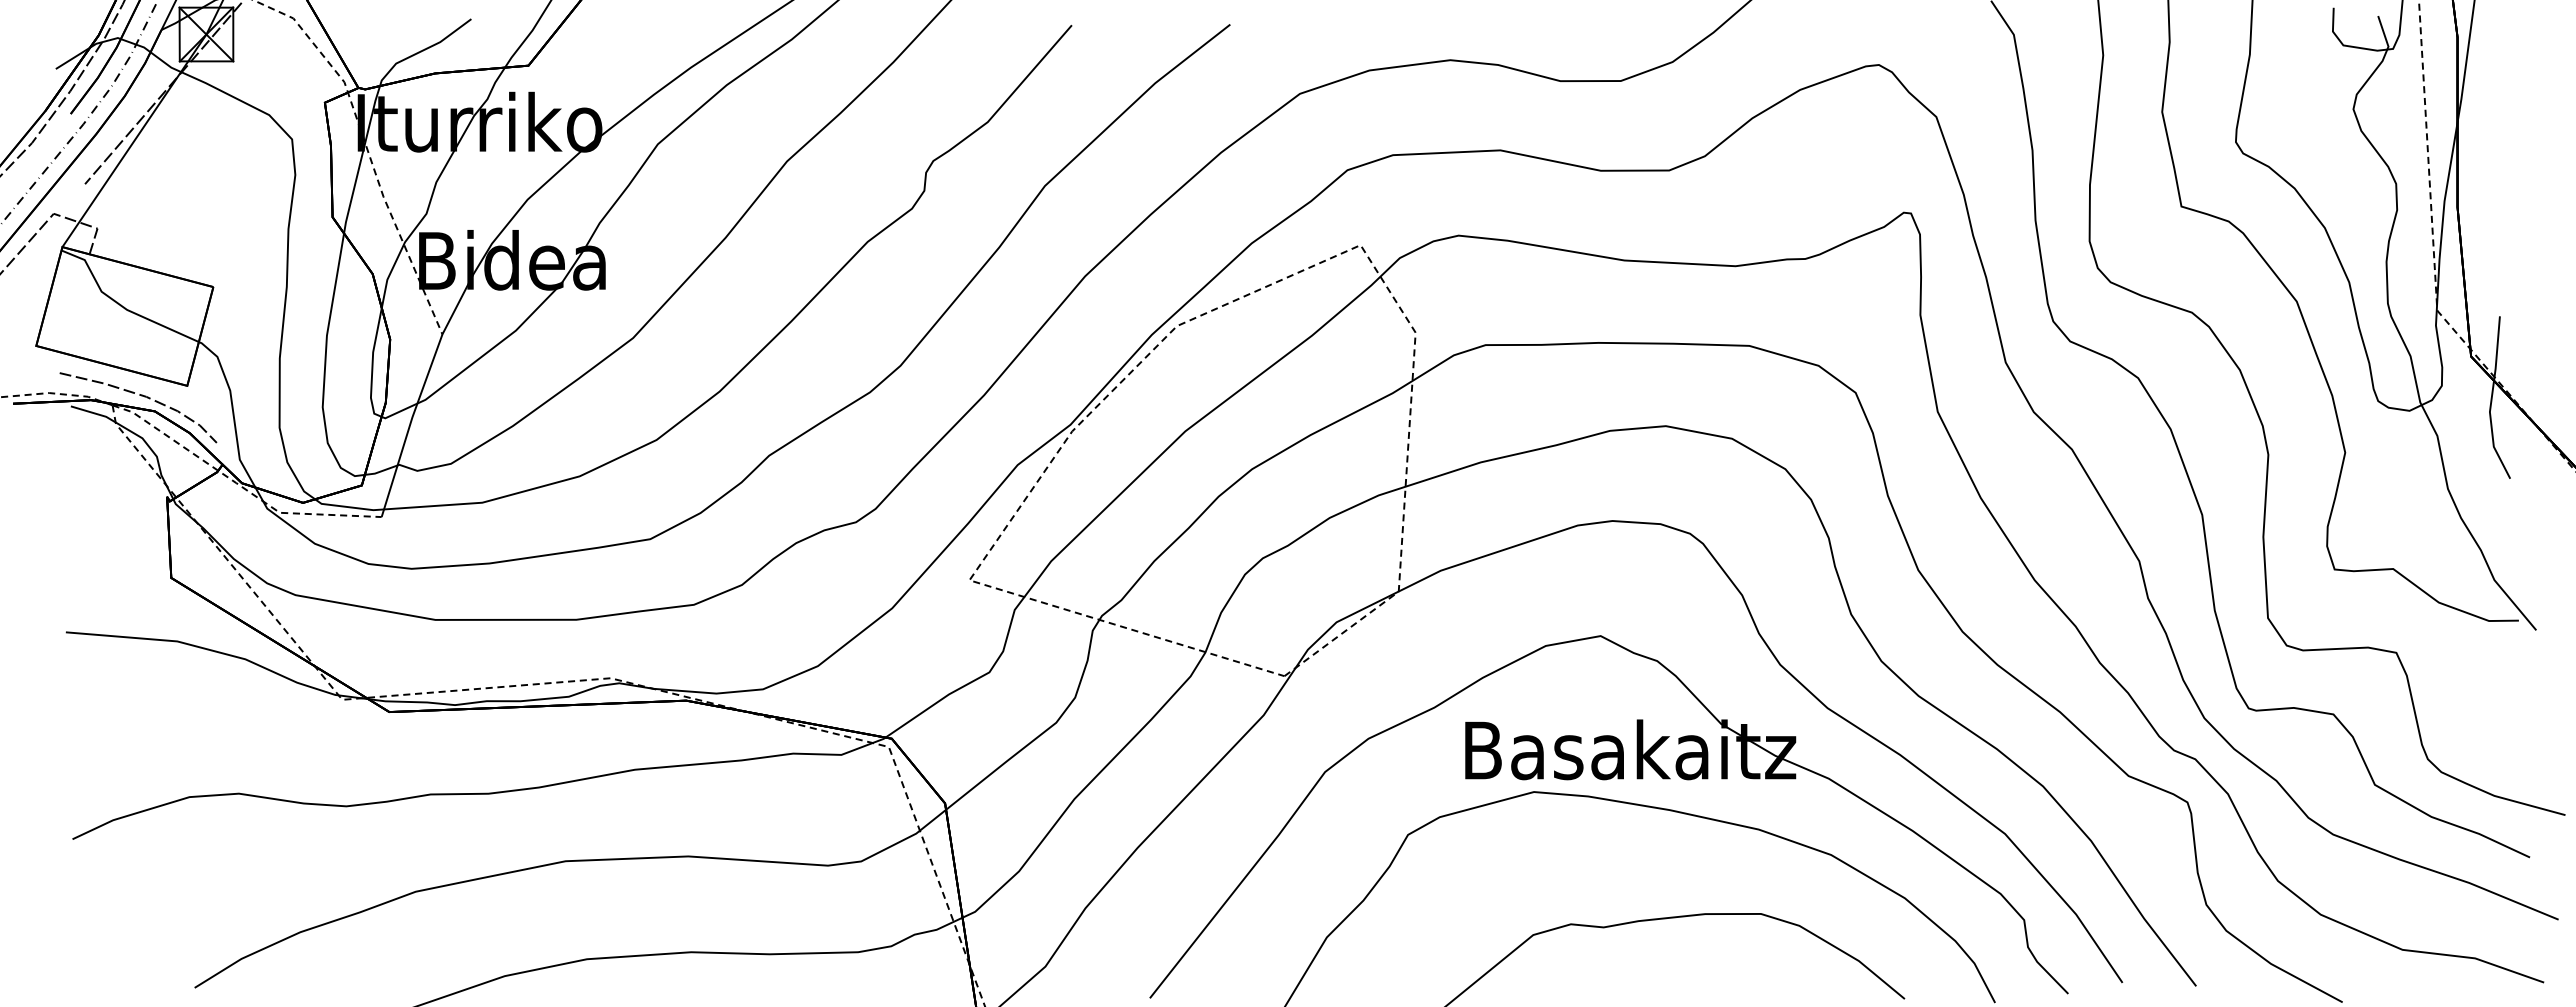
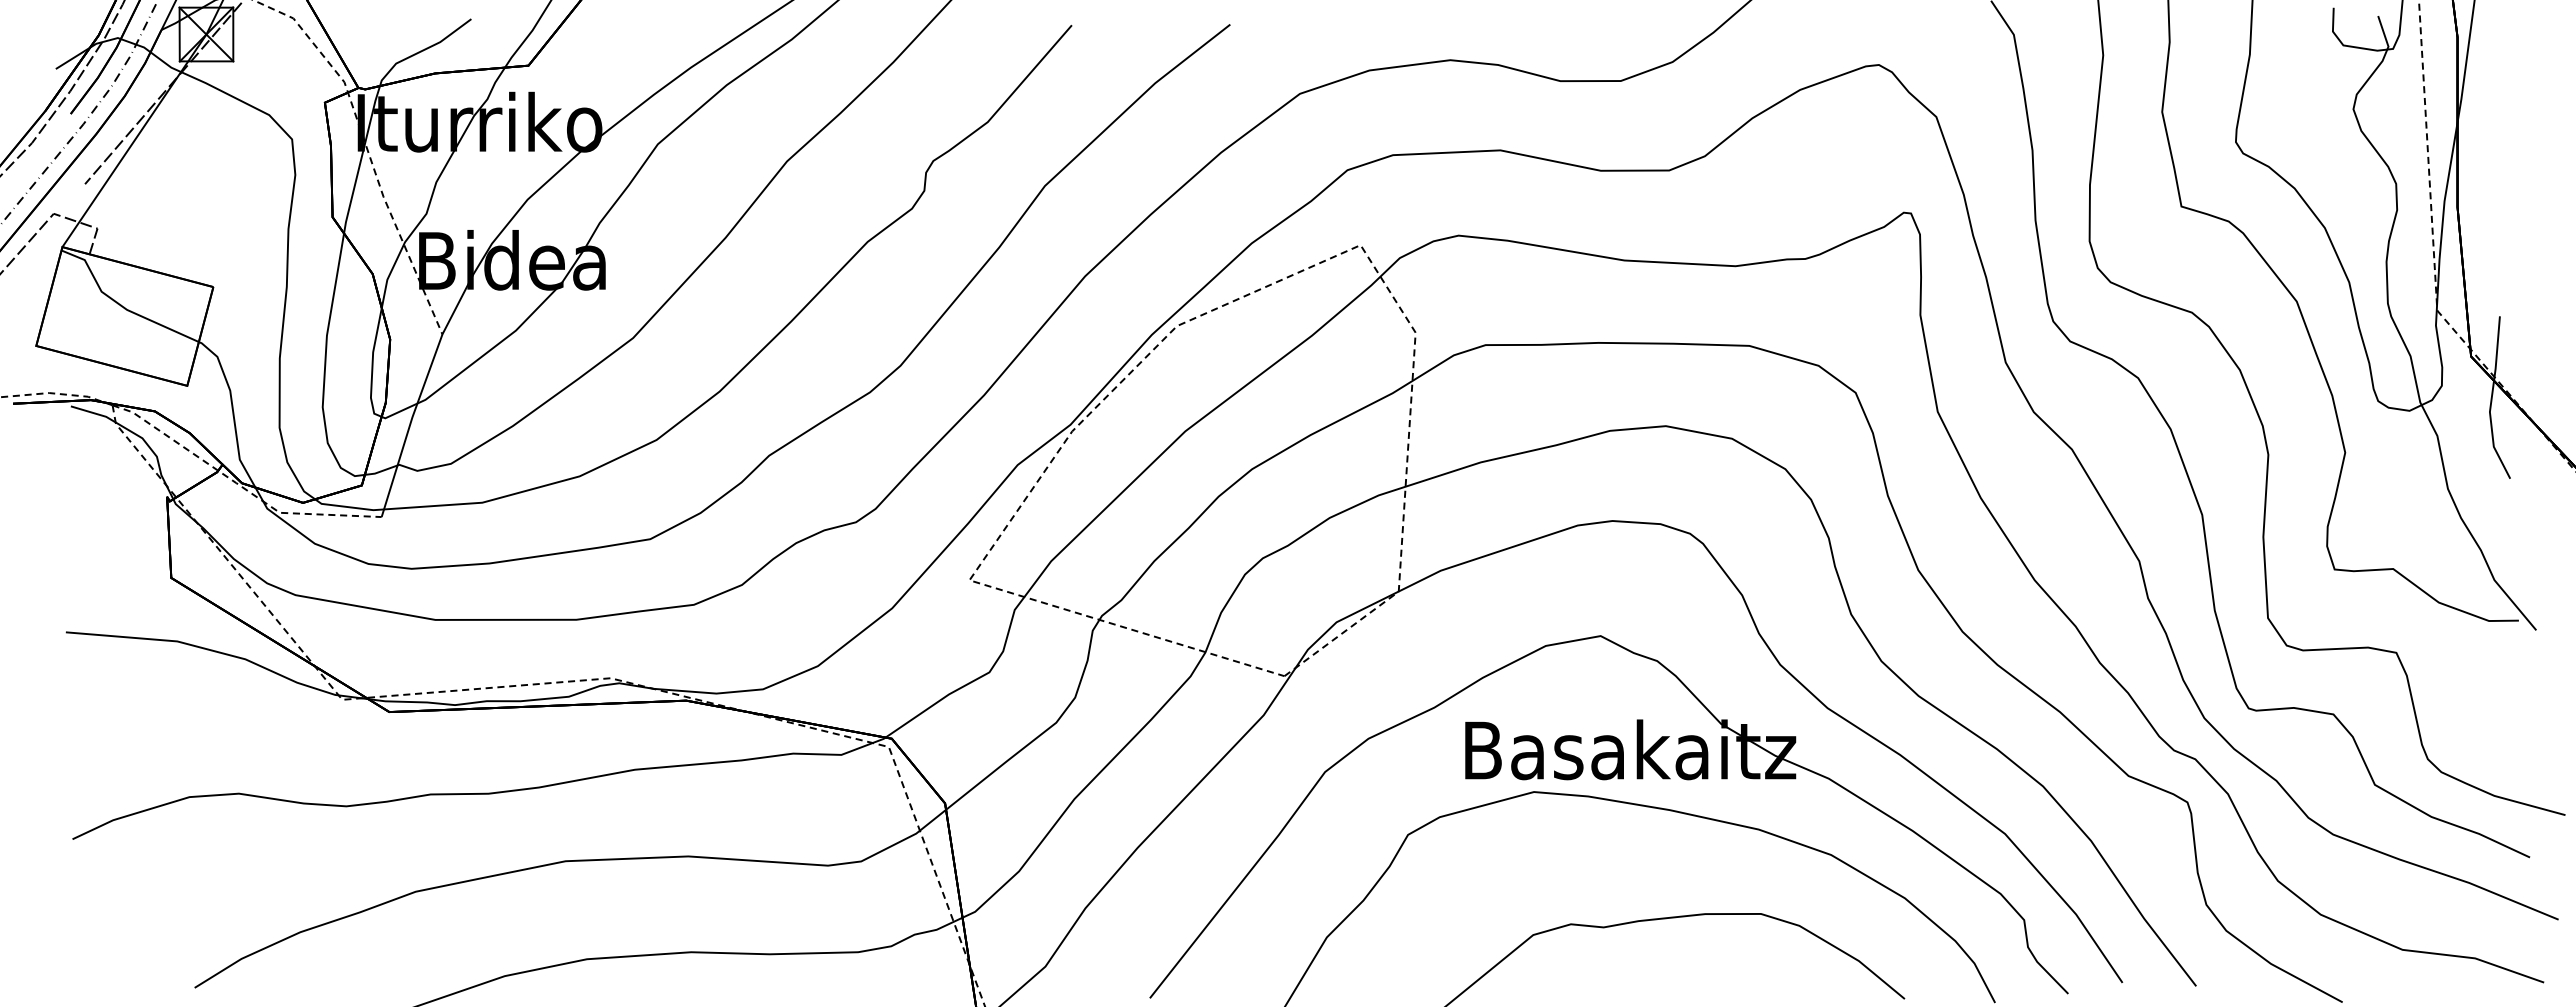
curve: present -> none (141, 396)
